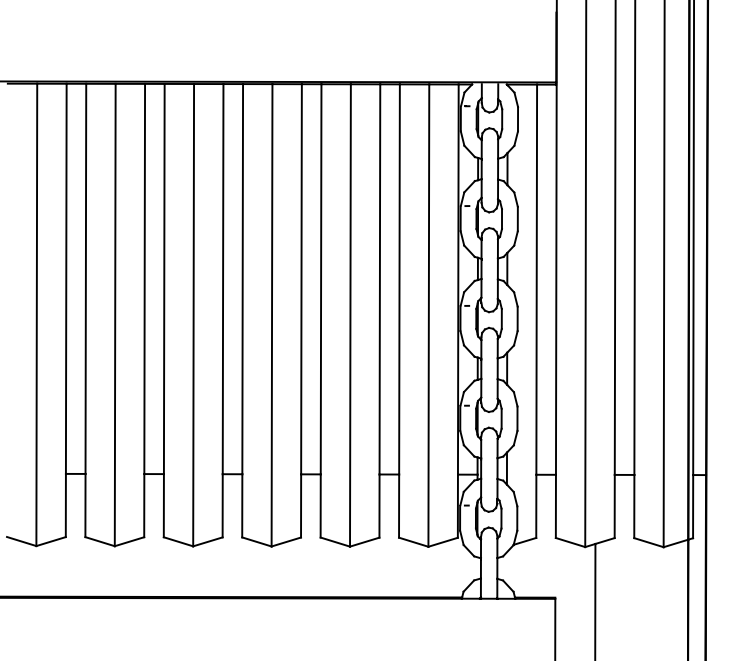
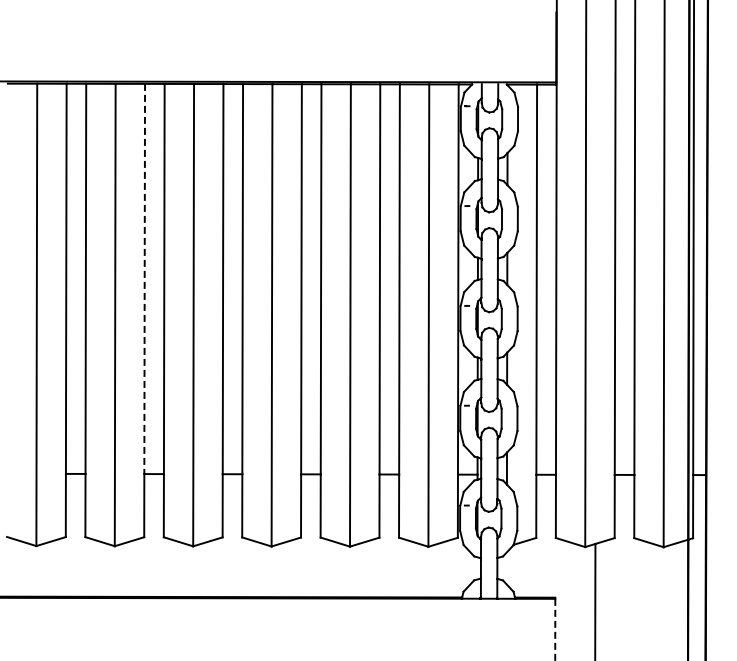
line: solid -> dashed (144, 279)
line: solid -> dashed (555, 629)
